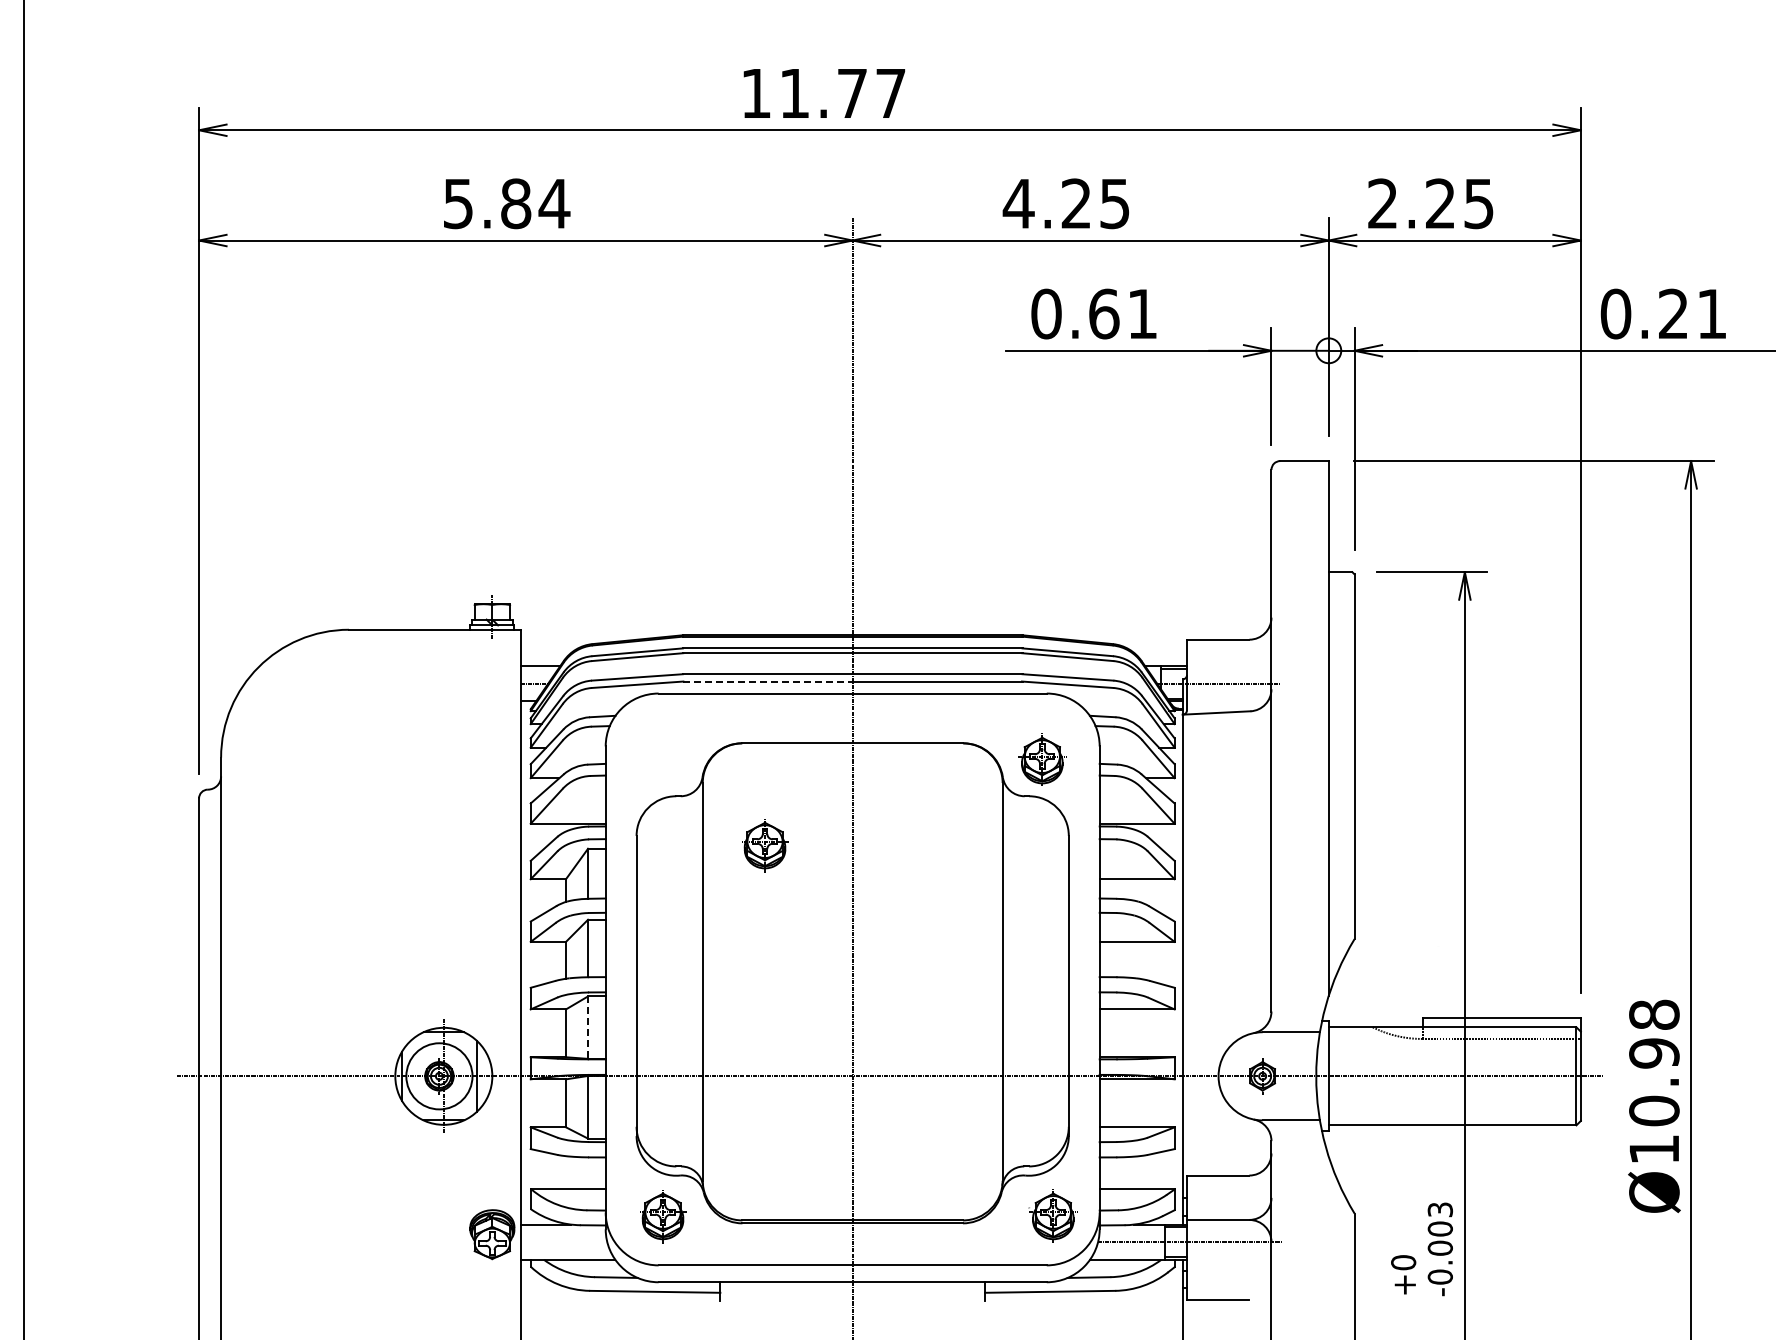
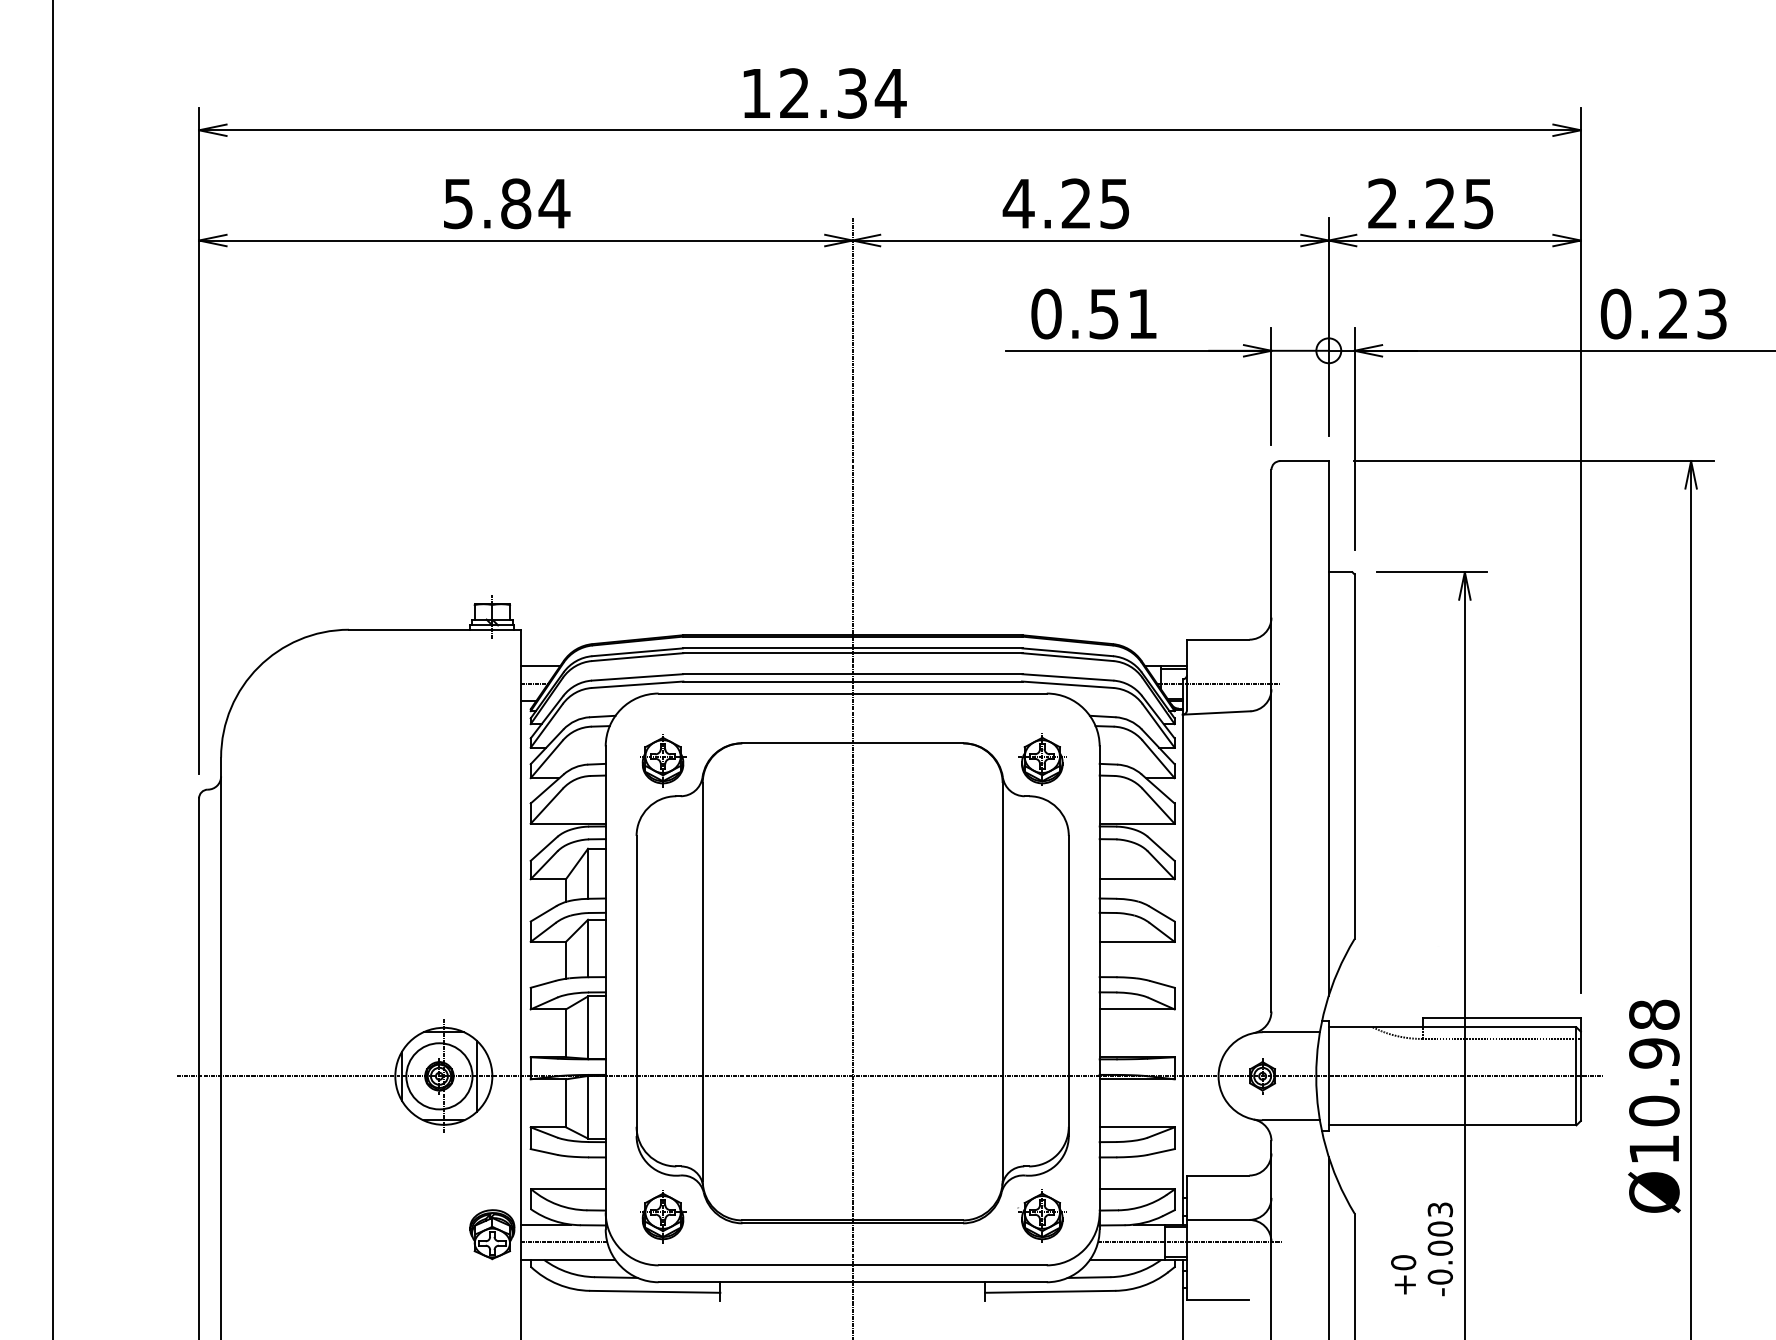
text: 11.77 -> 12.34 (843, 93)
text: 0.61 -> 0.51 (1104, 313)
text: 0.21 -> 0.23 (1711, 313)
line position: (24, 669) -> (53, 669) (53, 669)
line: dashed -> solid (767, 681)
part position: (765, 845) -> (663, 760) (663, 760)
line: dashed -> solid (588, 1028)
part position: (1052, 1215) -> (1041, 1215) (1041, 1215)
line: none -> present (564, 1242)
line: none -> present (1328, 1246)
